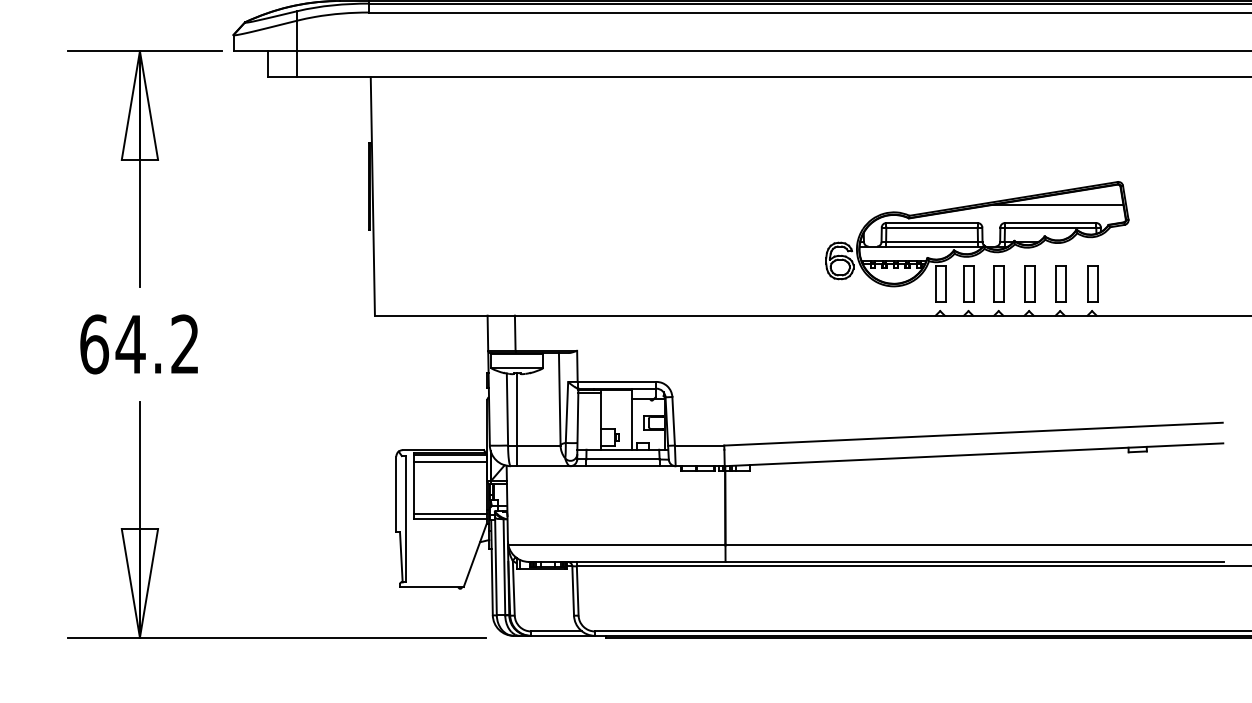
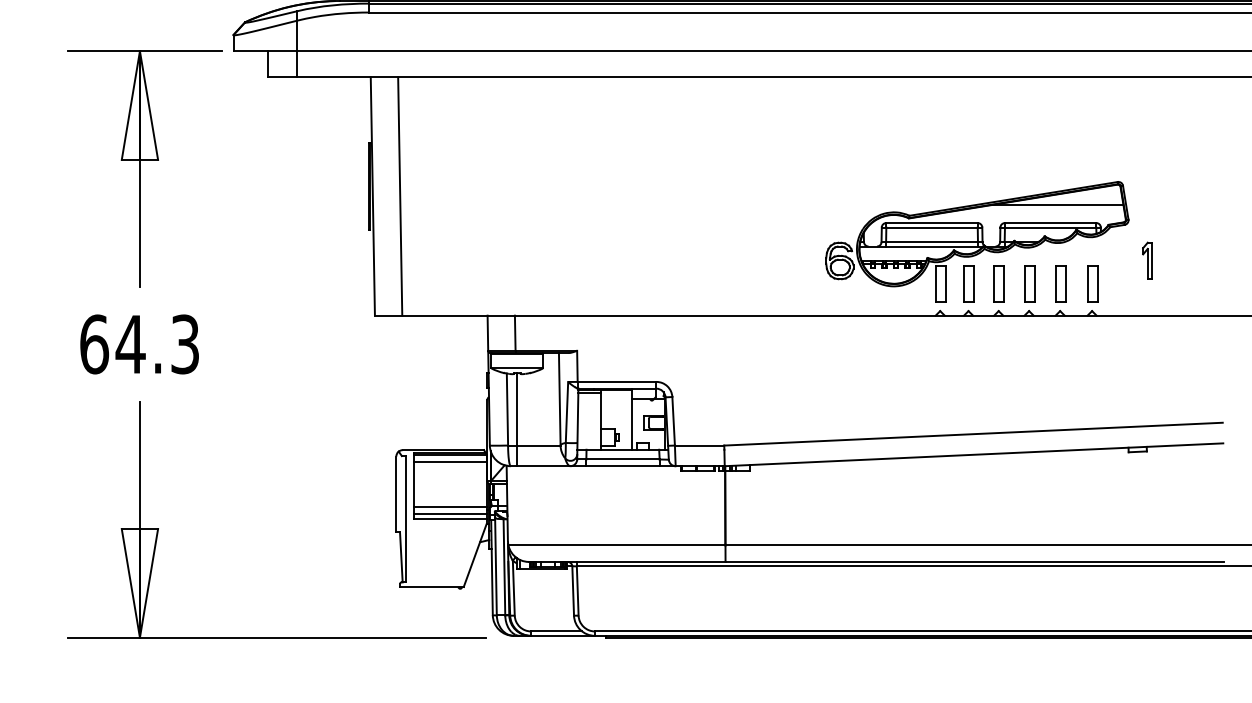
line: none -> present (400, 196)
part: none -> present (1147, 260)
text: 64.2 -> 64.3 (184, 344)
line: none -> present (449, 506)
